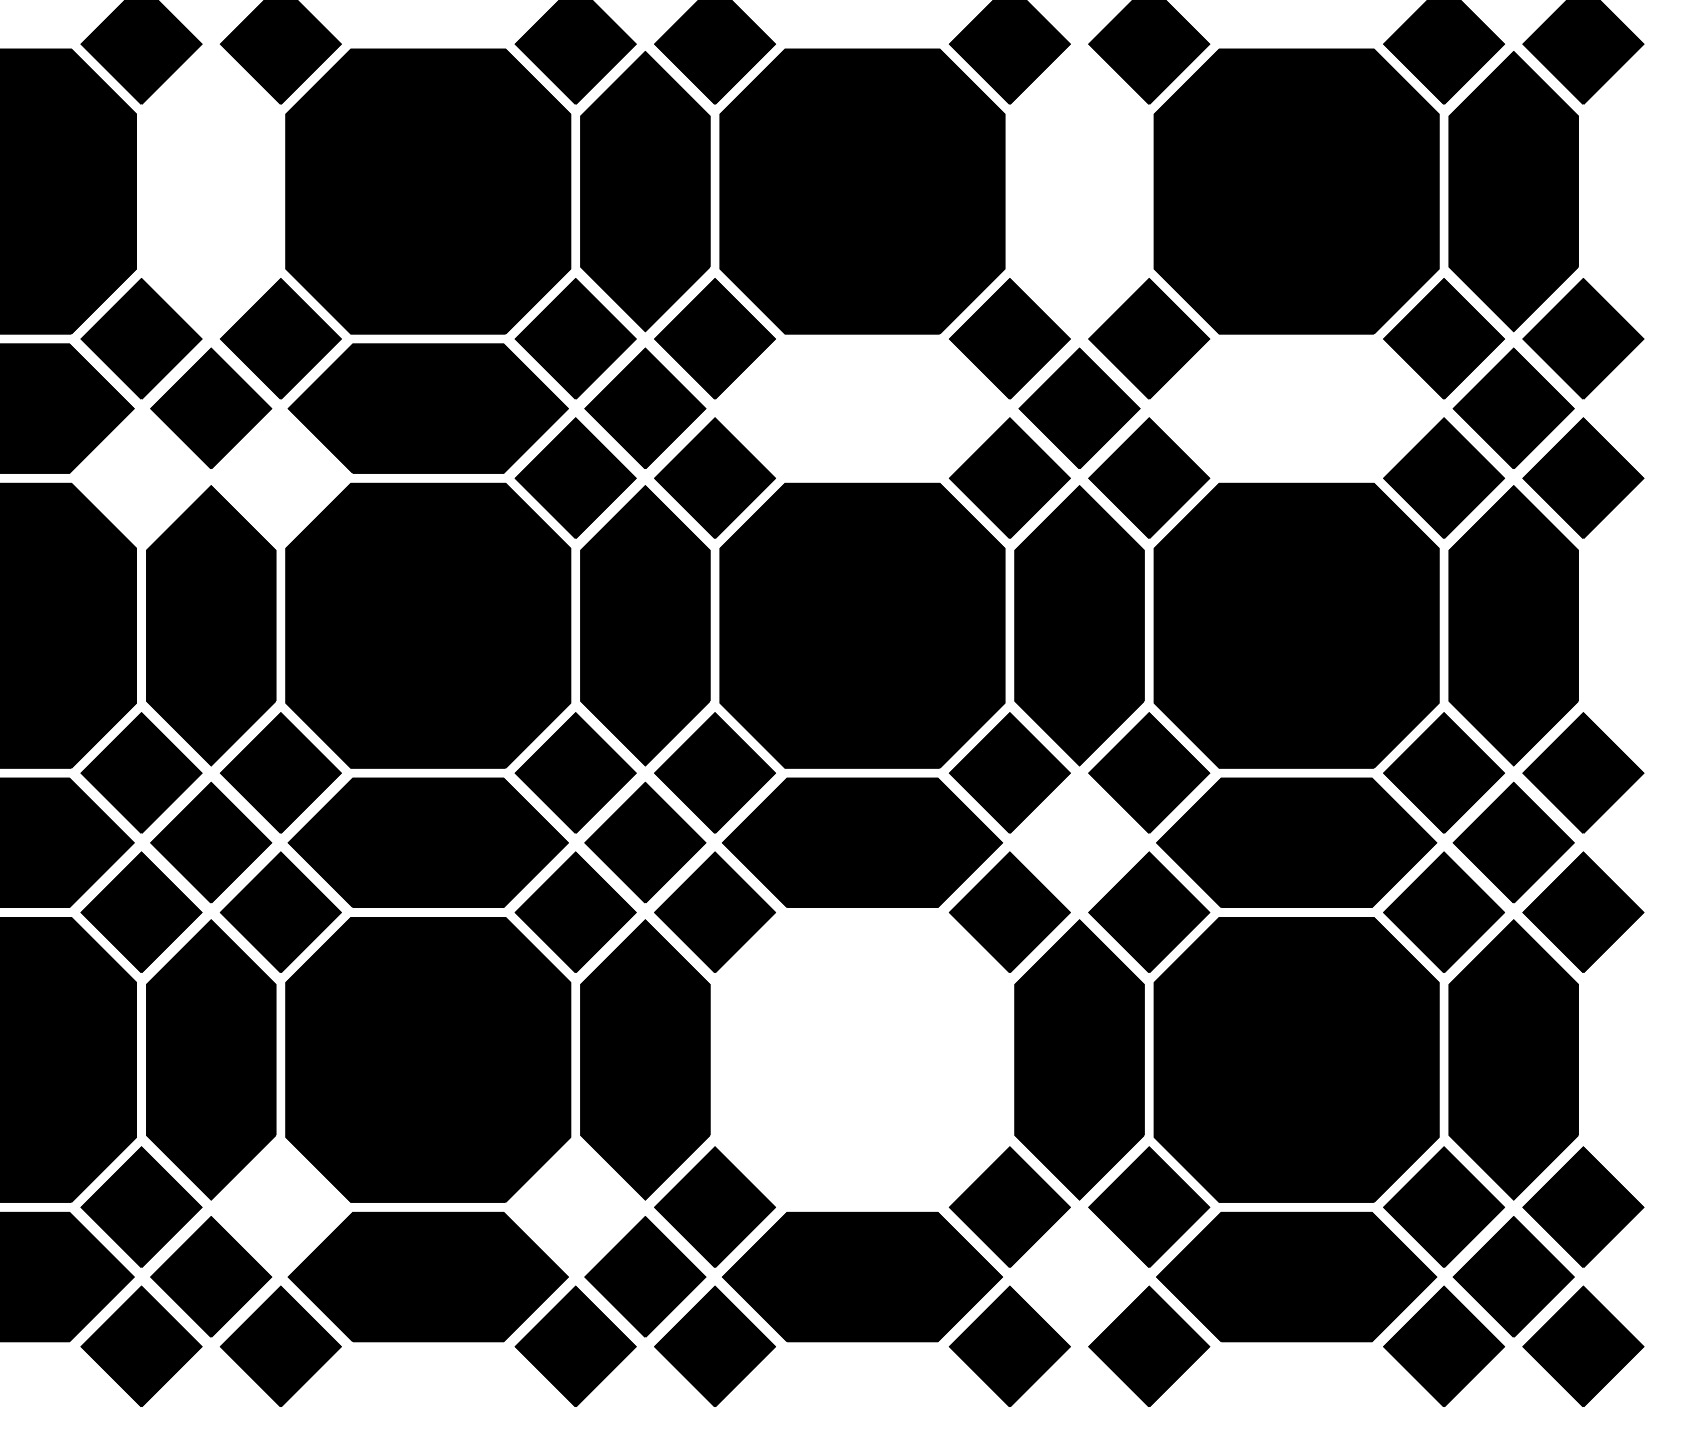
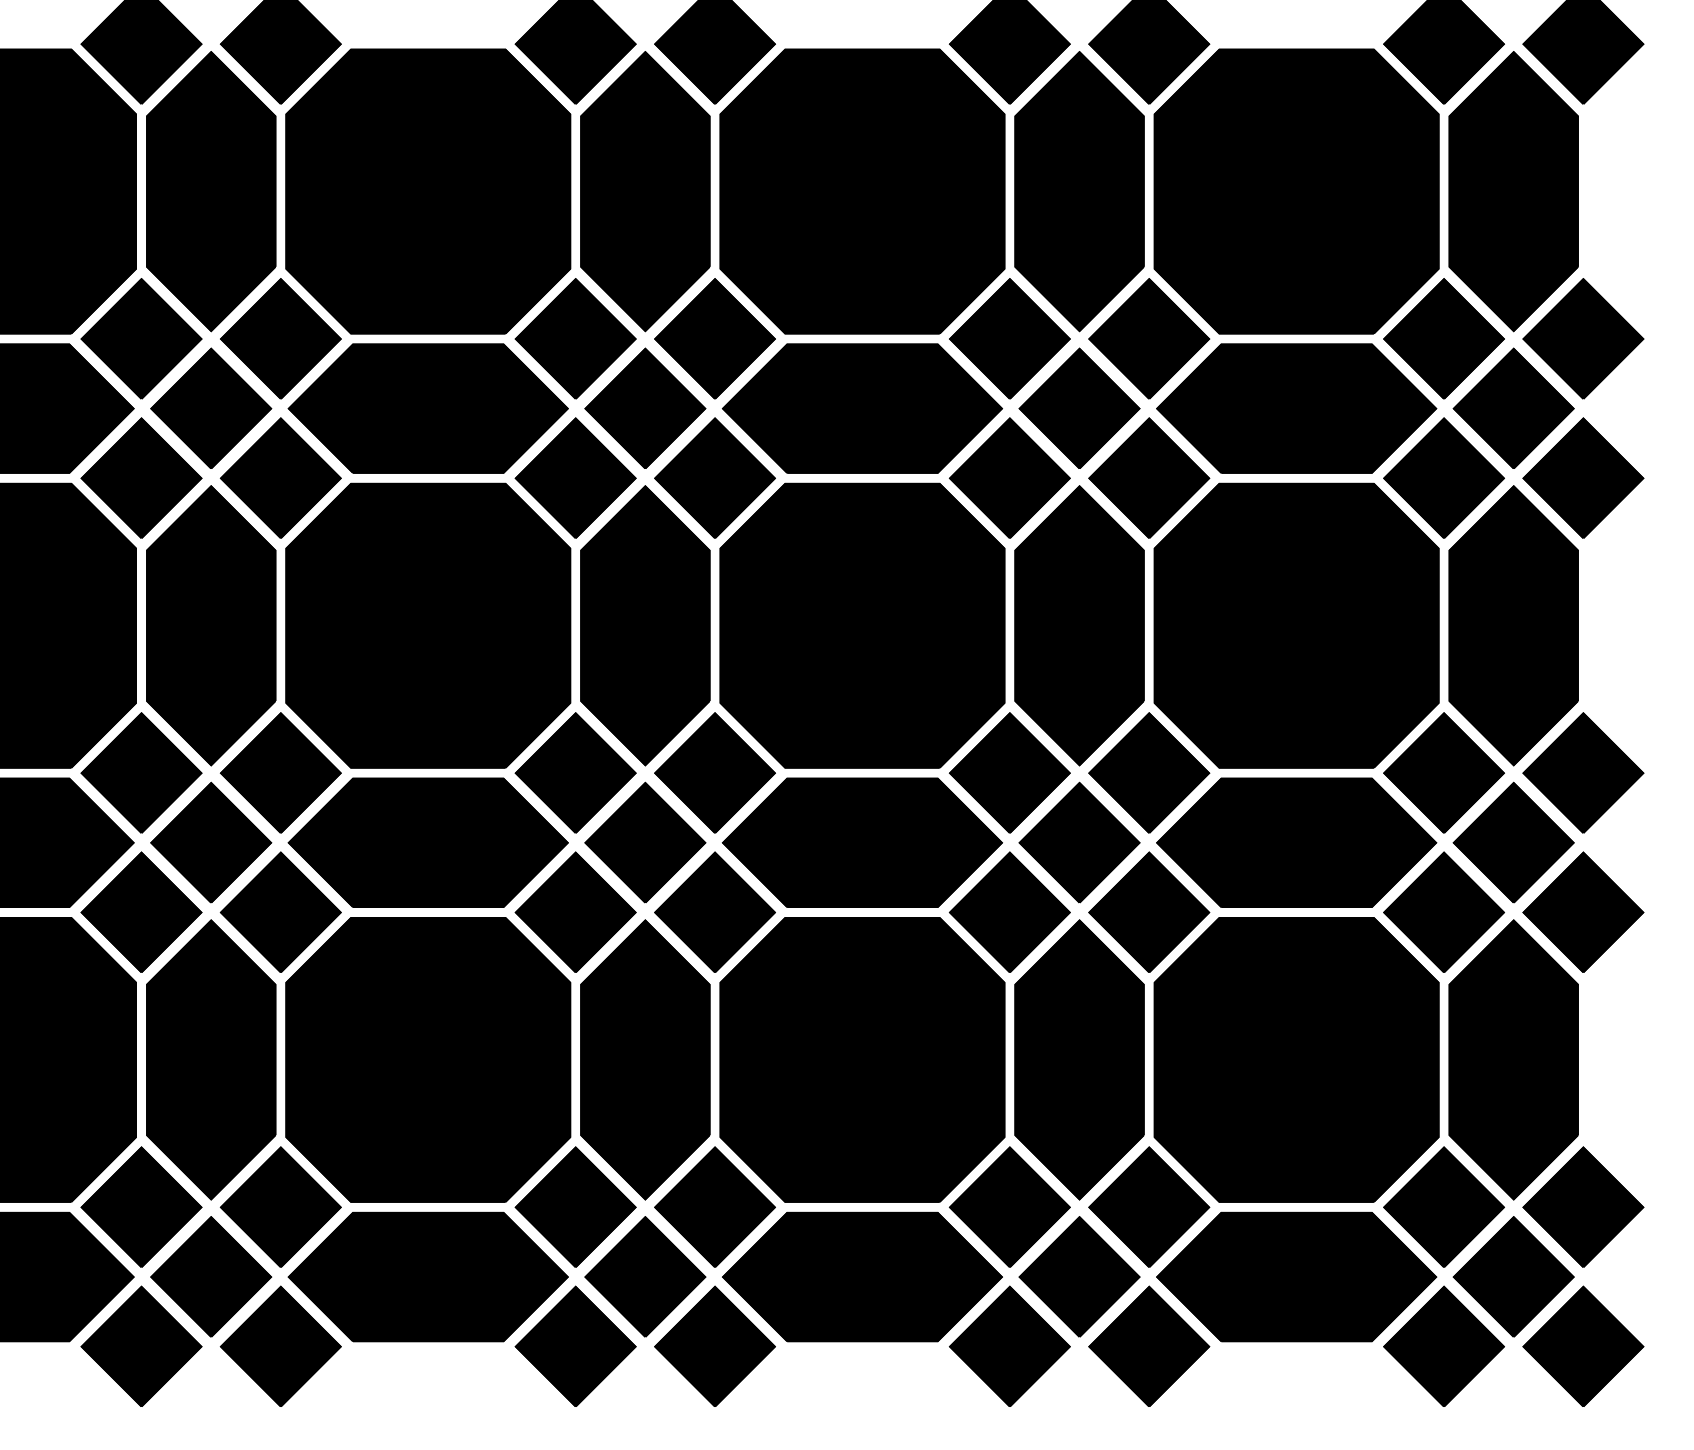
part: none -> present (211, 191)
part: none -> present (1079, 191)
part: none -> present (861, 408)
part: none -> present (1296, 408)
part: none -> present (141, 477)
part: none -> present (280, 477)
part: none -> present (1079, 842)
part: none -> present (862, 1059)
part: none -> present (280, 1206)
part: none -> present (575, 1206)
part: none -> present (1079, 1276)
